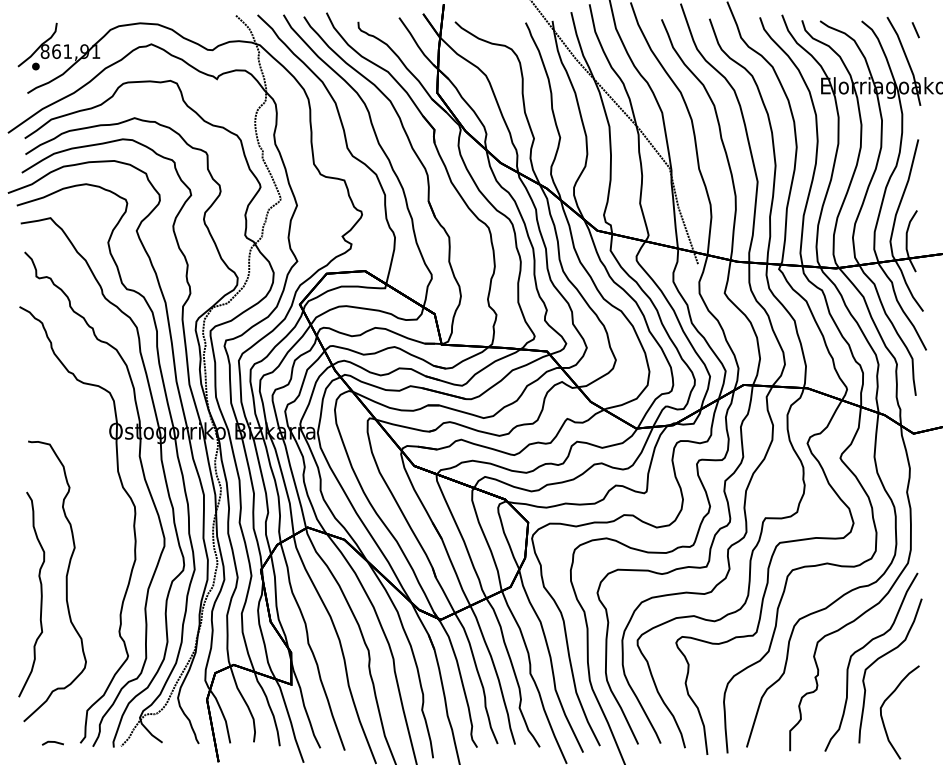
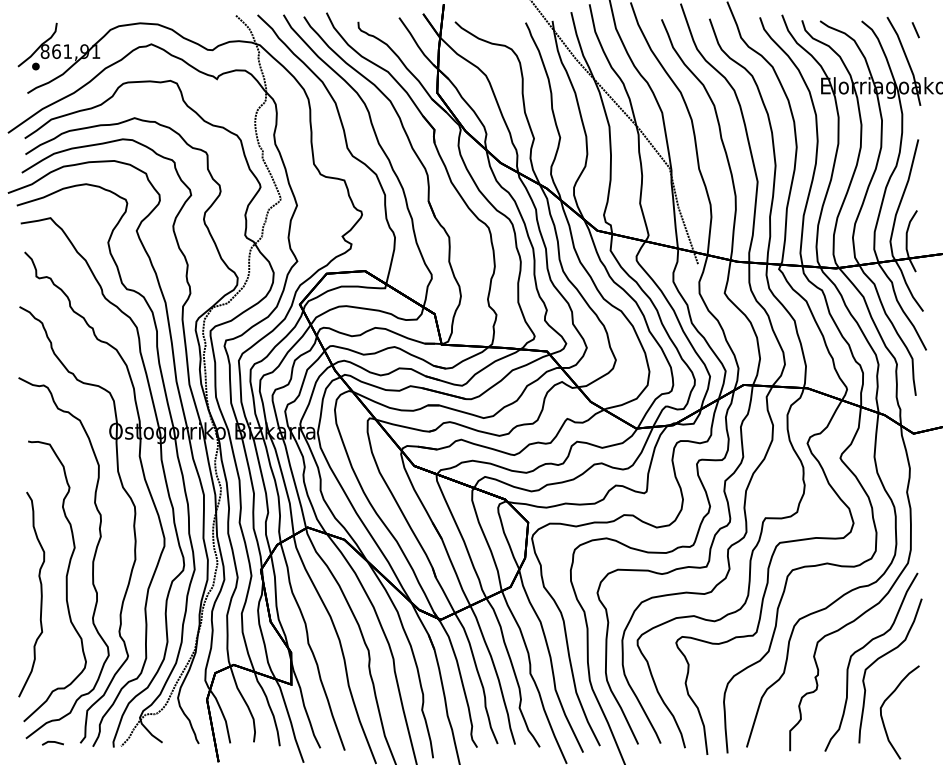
part: none -> present (92, 560)
